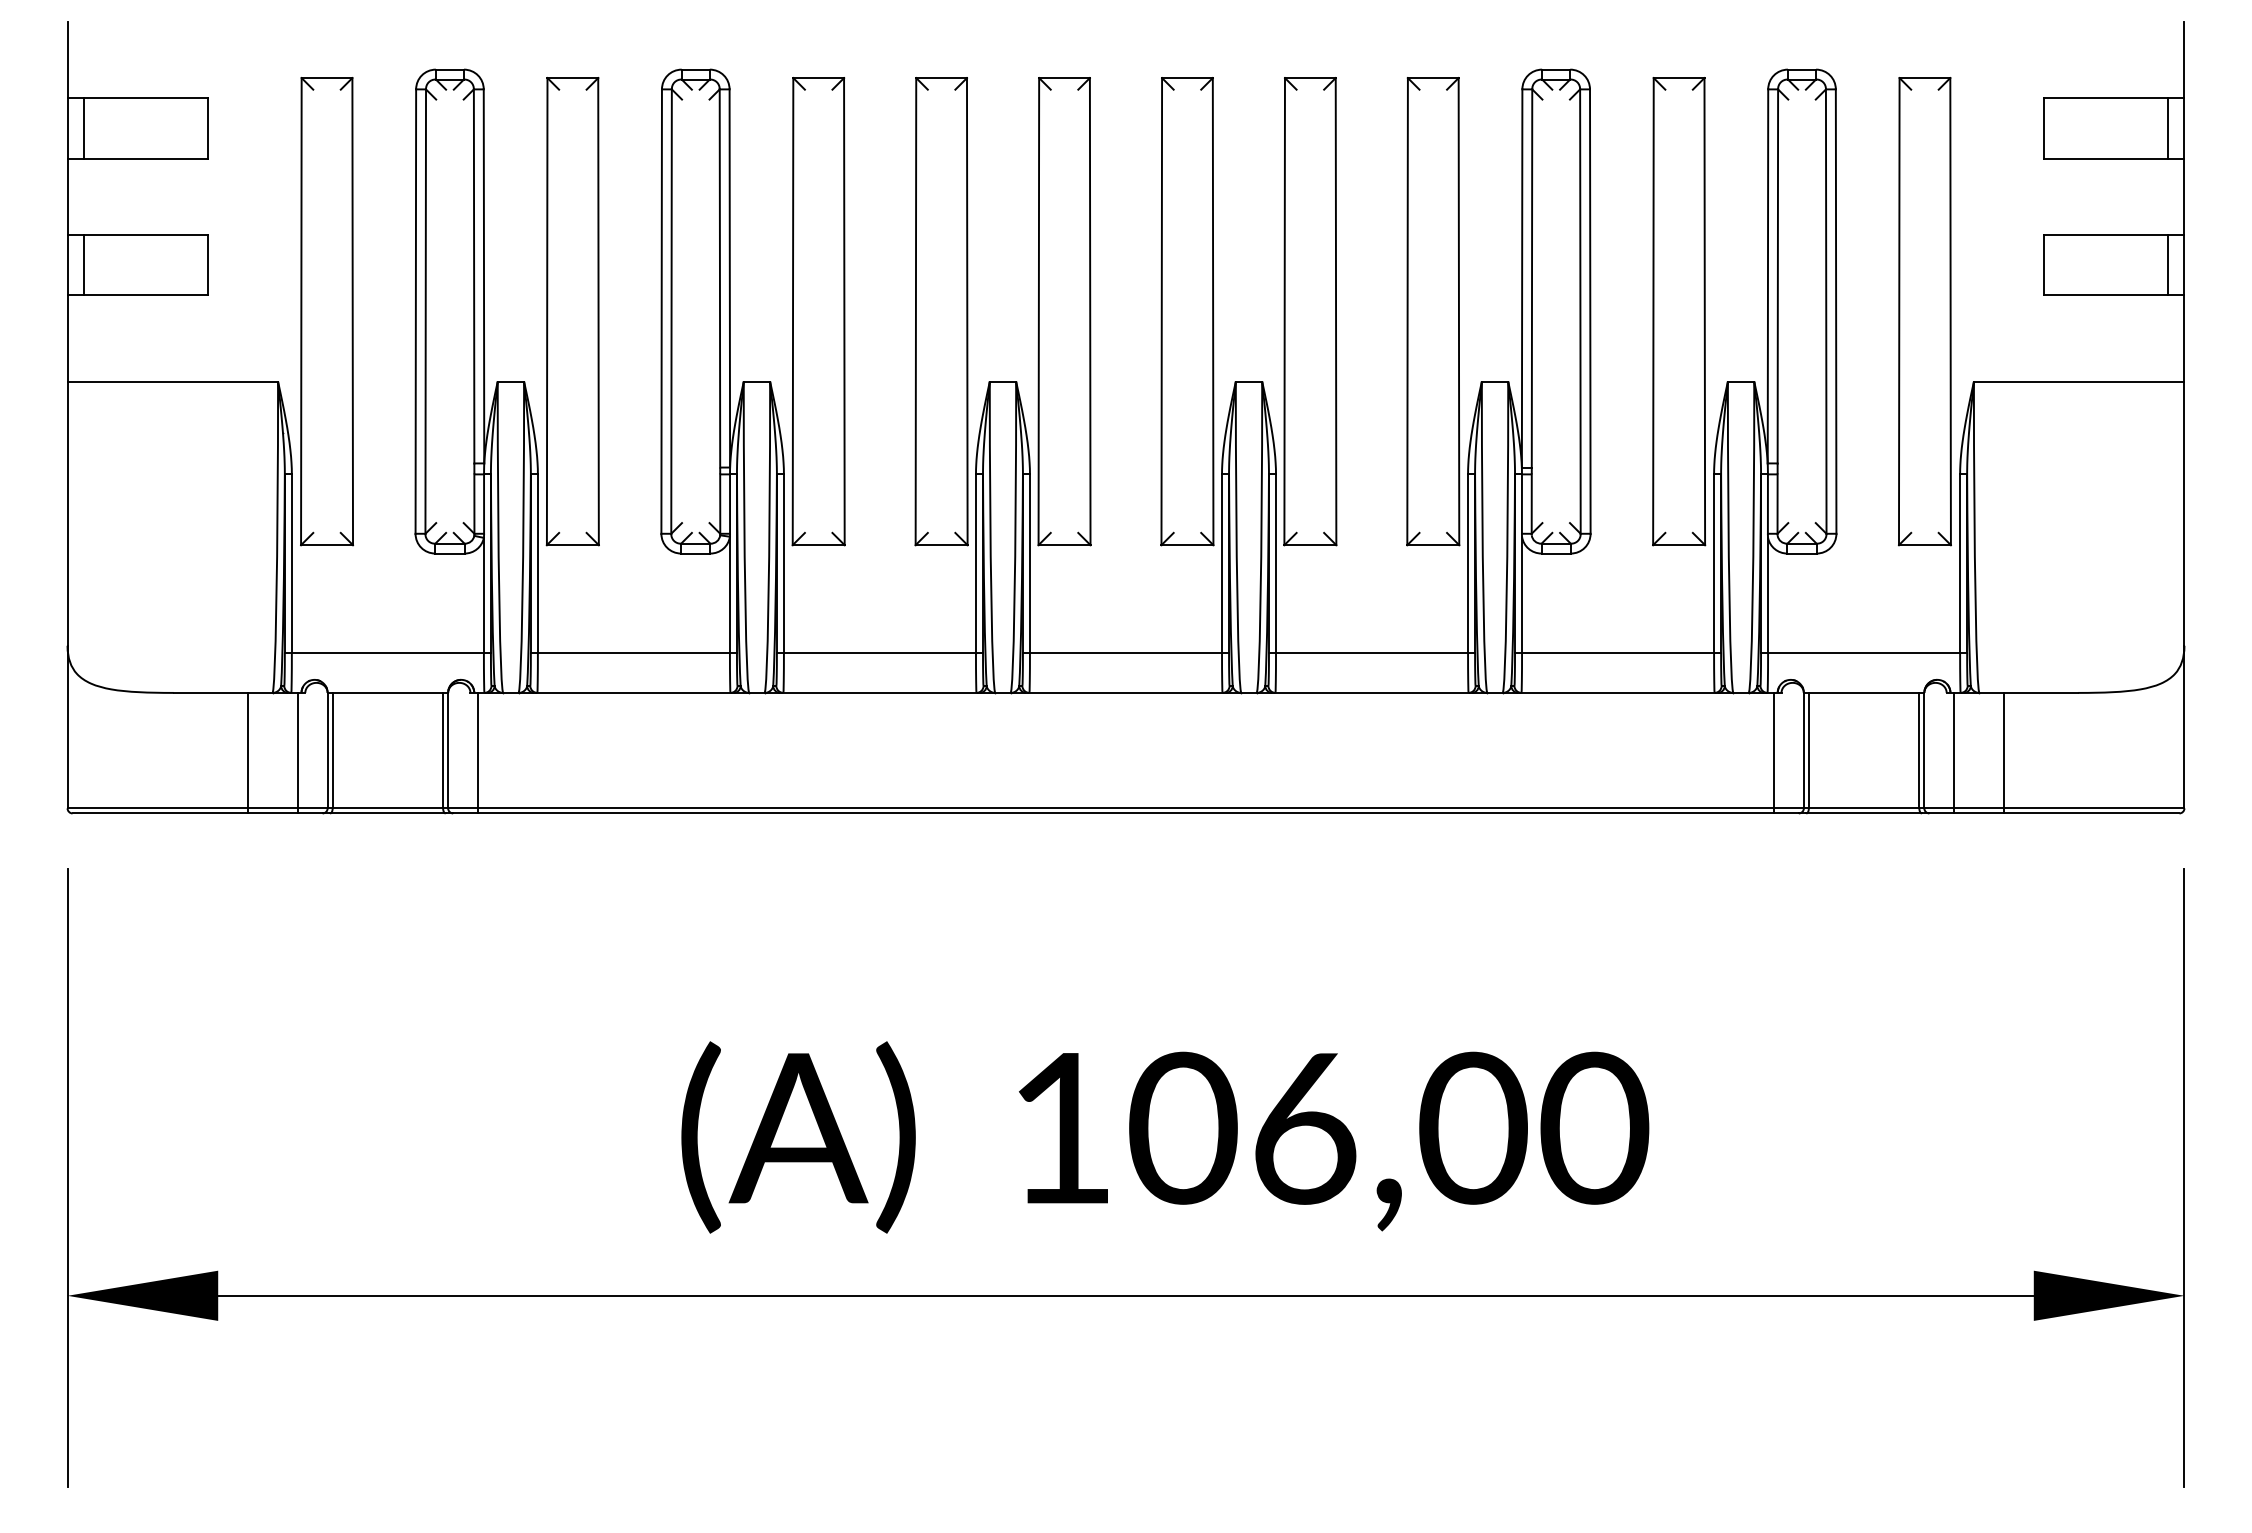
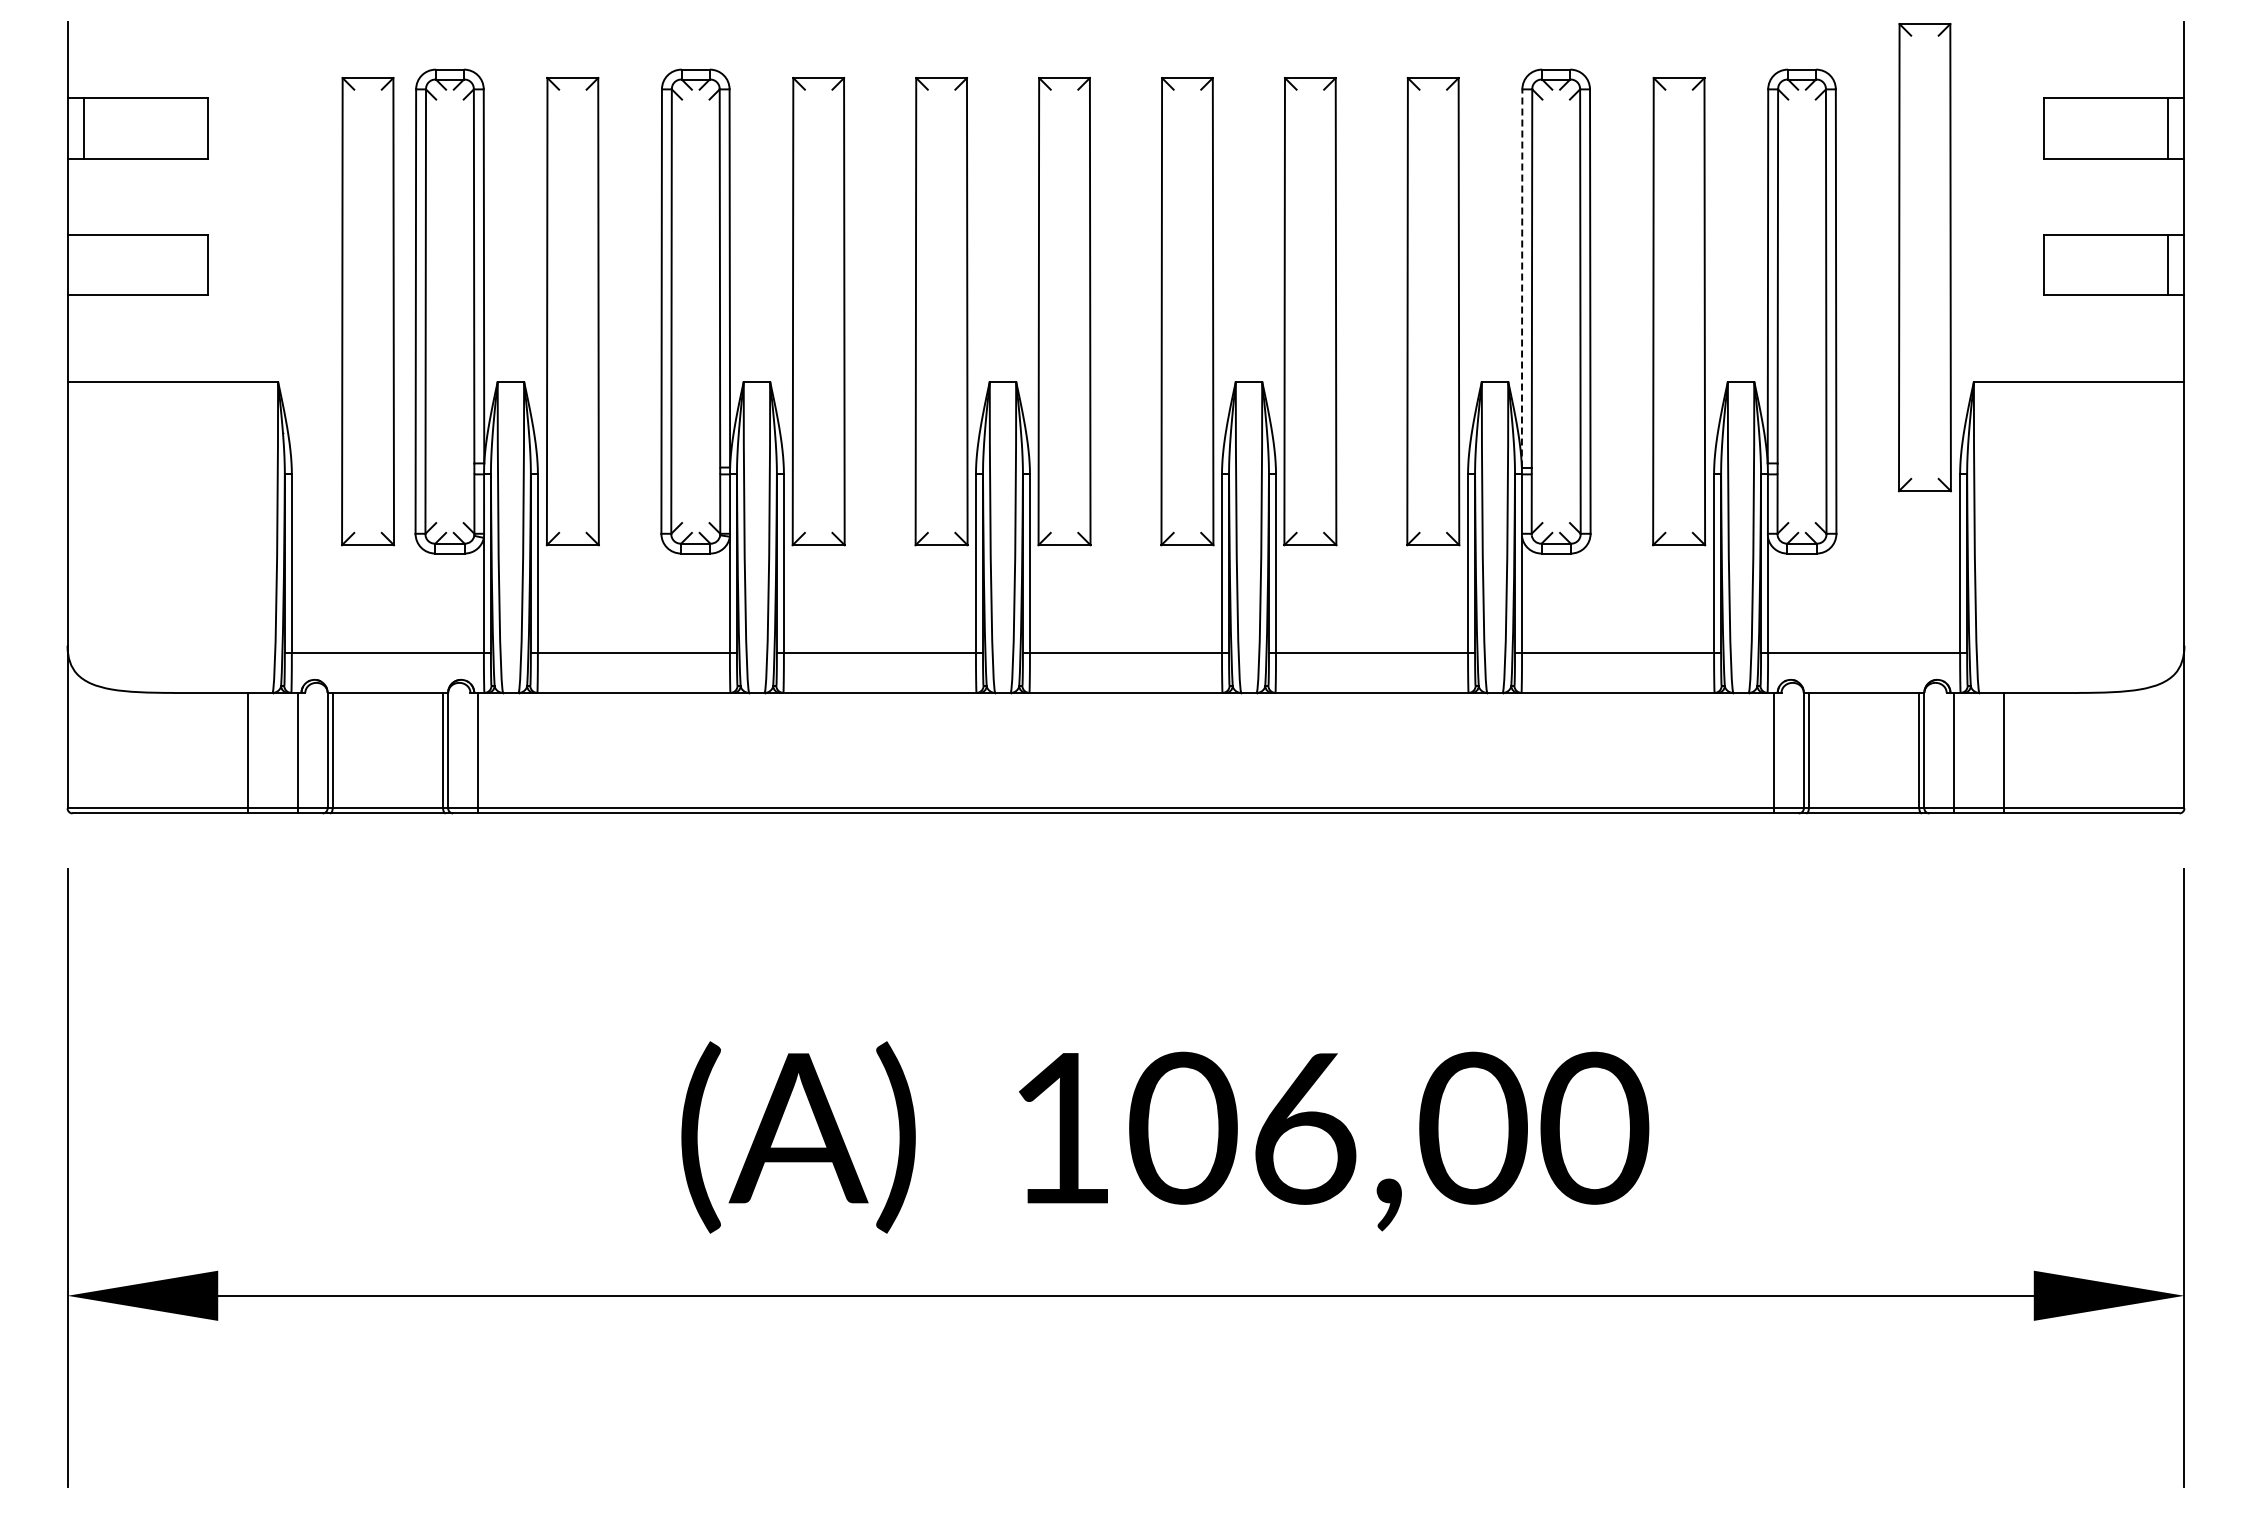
line: present -> none (83, 265)
line: solid -> dashed (1522, 277)
part position: (326, 311) -> (367, 311) (367, 311)
part position: (1924, 311) -> (1924, 257) (1924, 257)
